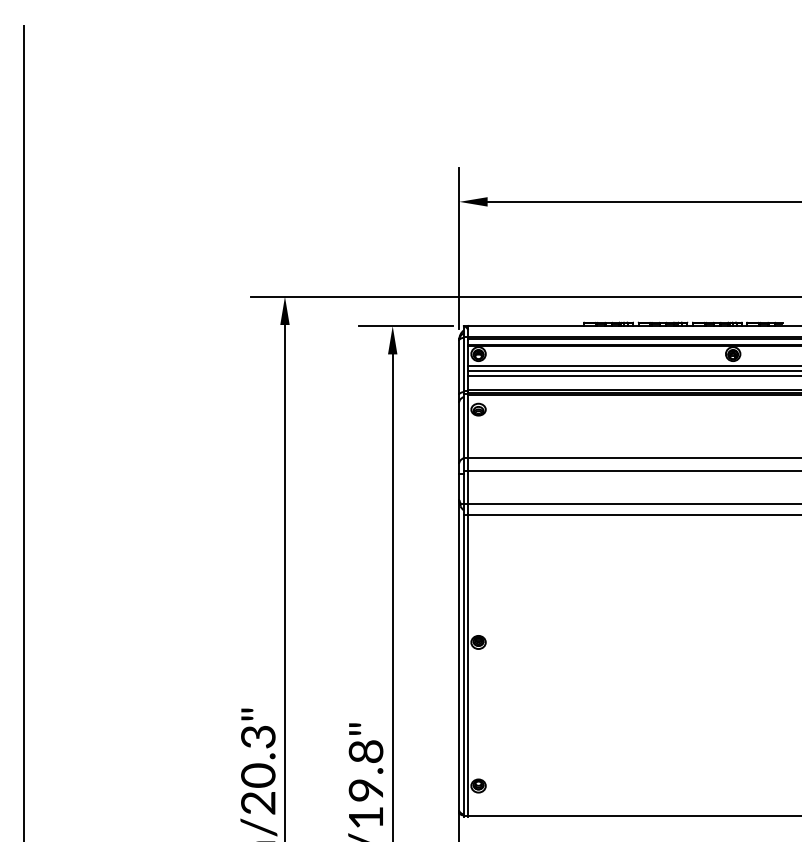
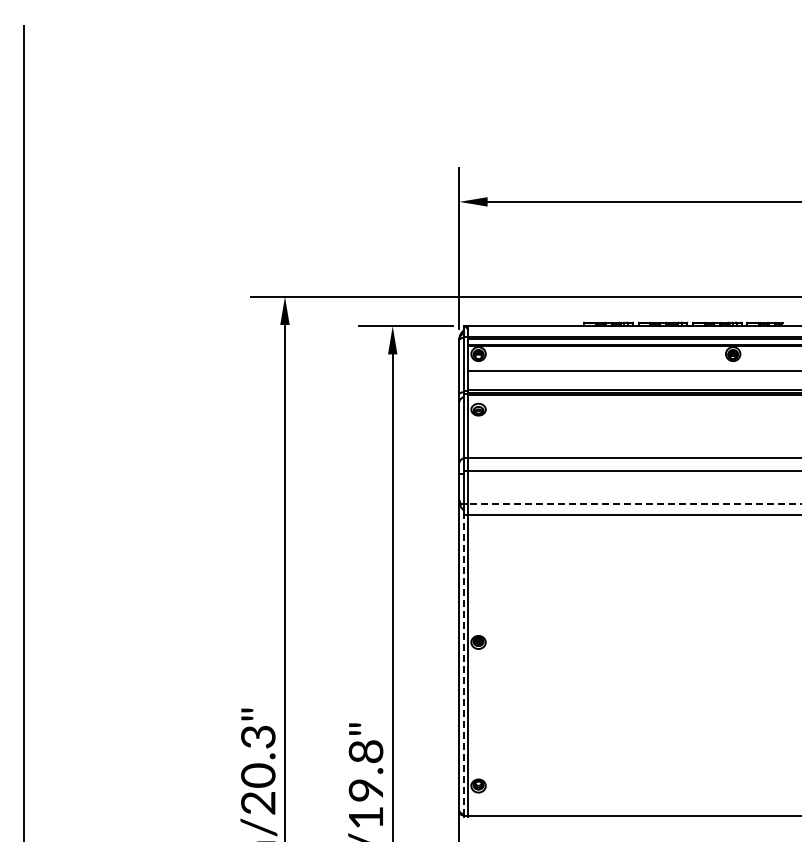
line: present -> none (633, 366)
line: present -> none (633, 376)
line: solid -> dashed (634, 503)
line: solid -> dashed (463, 665)
